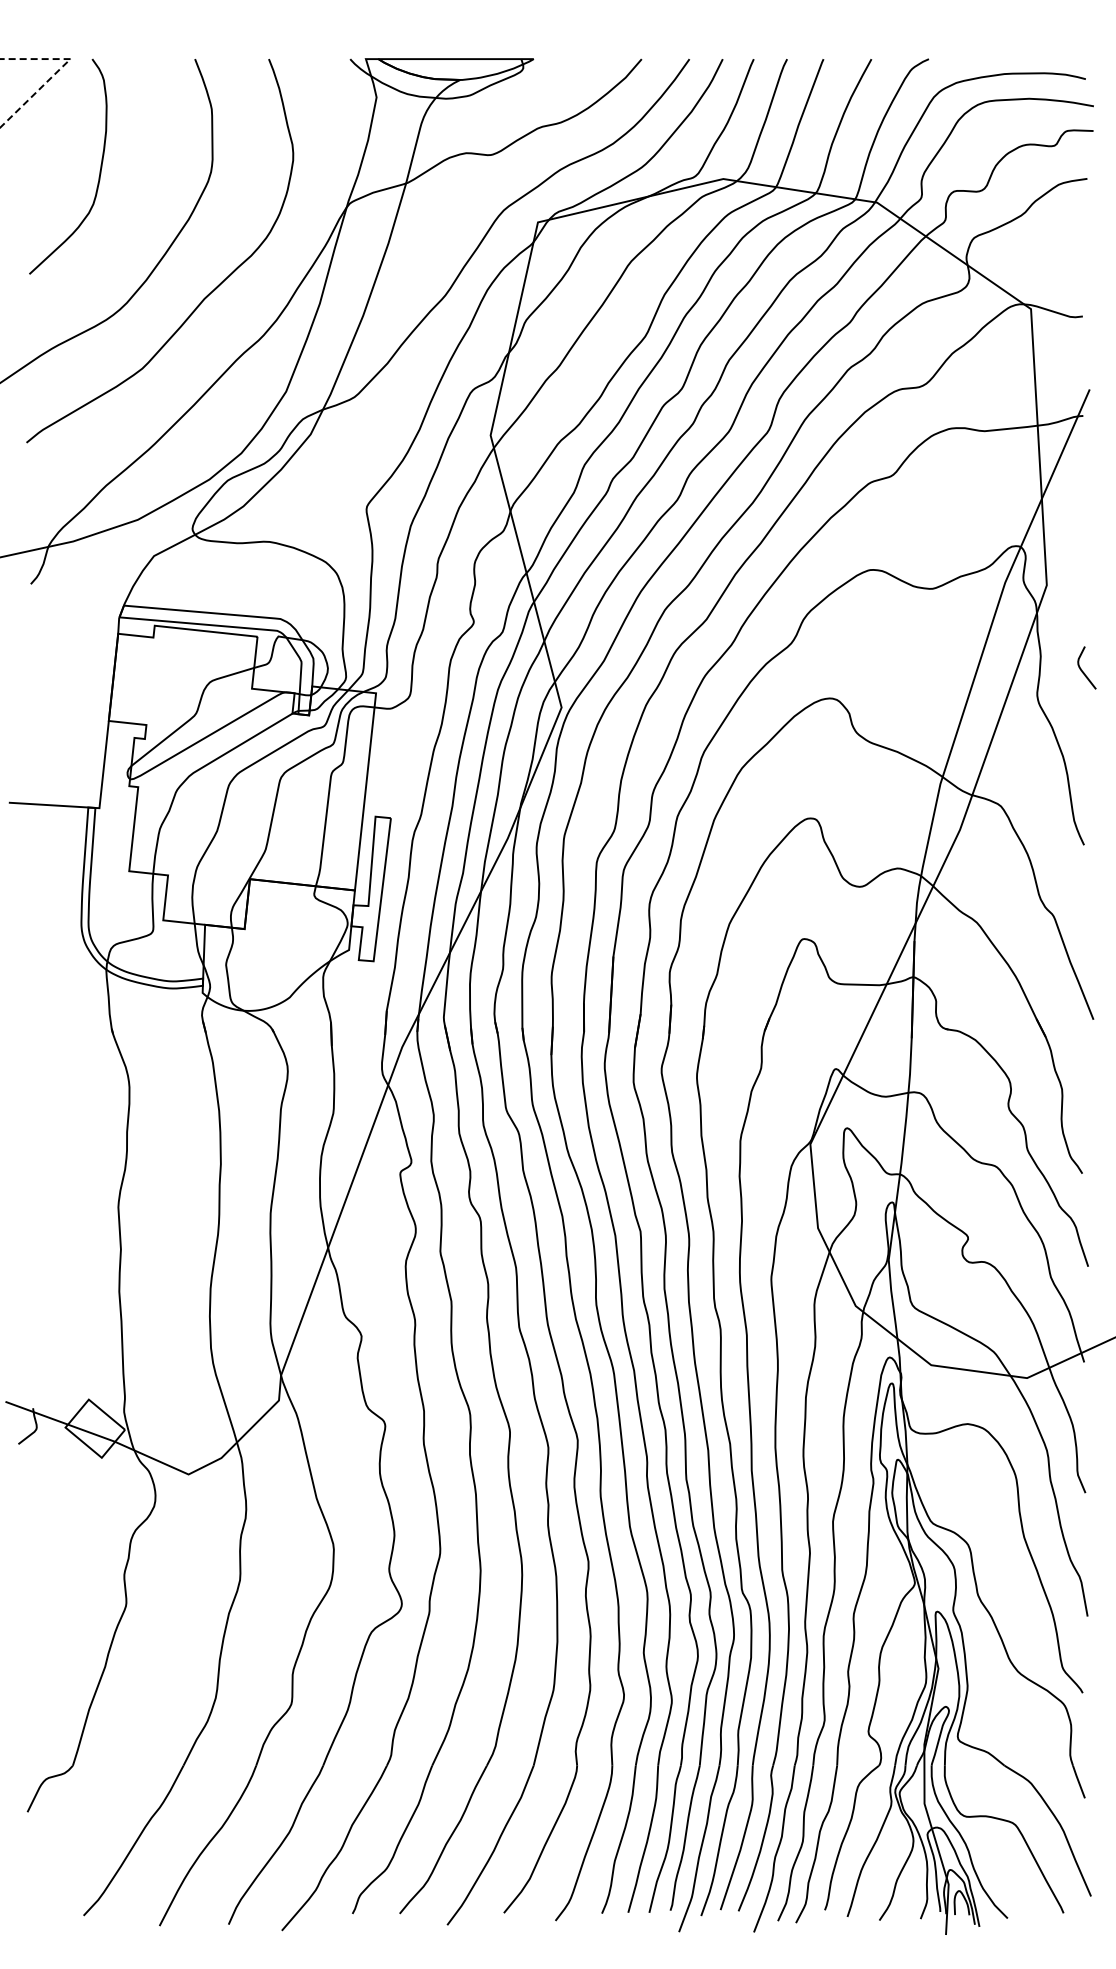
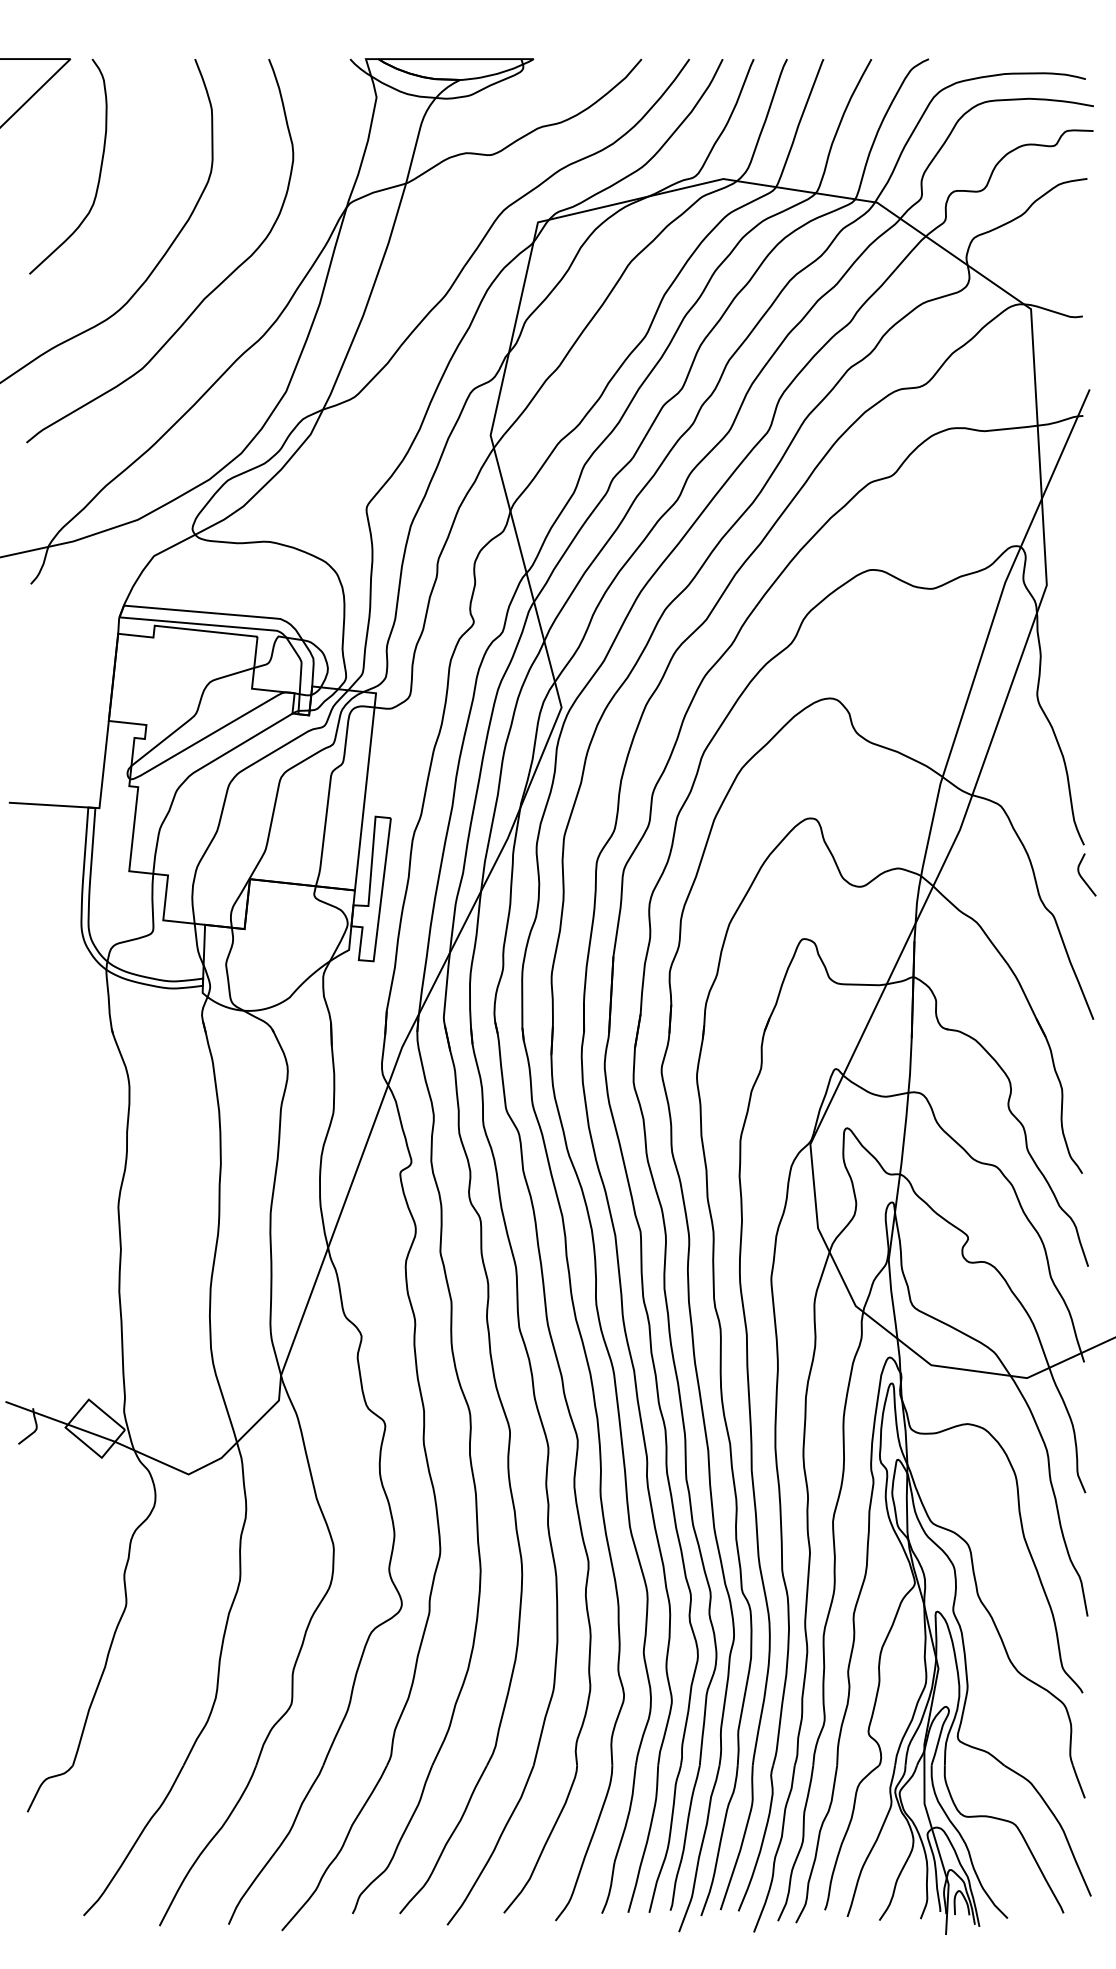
line: dashed -> solid (60, 68)
curve position: (1082, 670) -> (1082, 877) (1082, 877)
